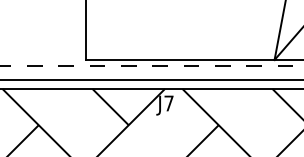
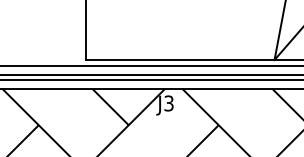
line: dashed -> solid (152, 65)
line: none -> present (151, 74)
text: J7 -> J3 (168, 103)
